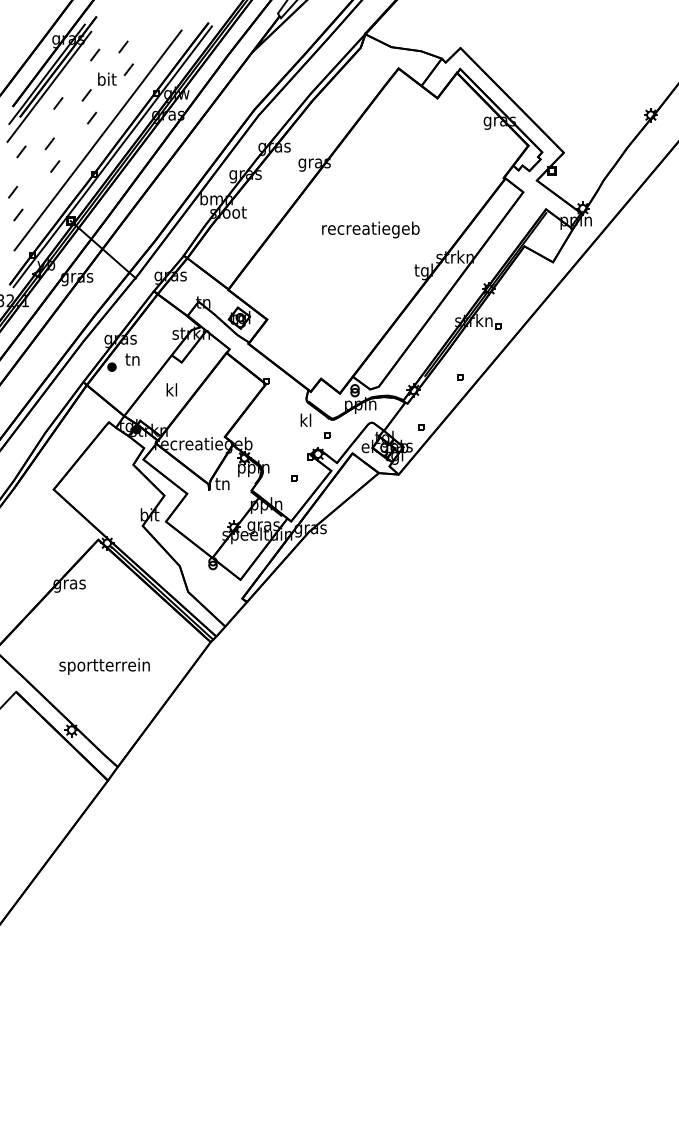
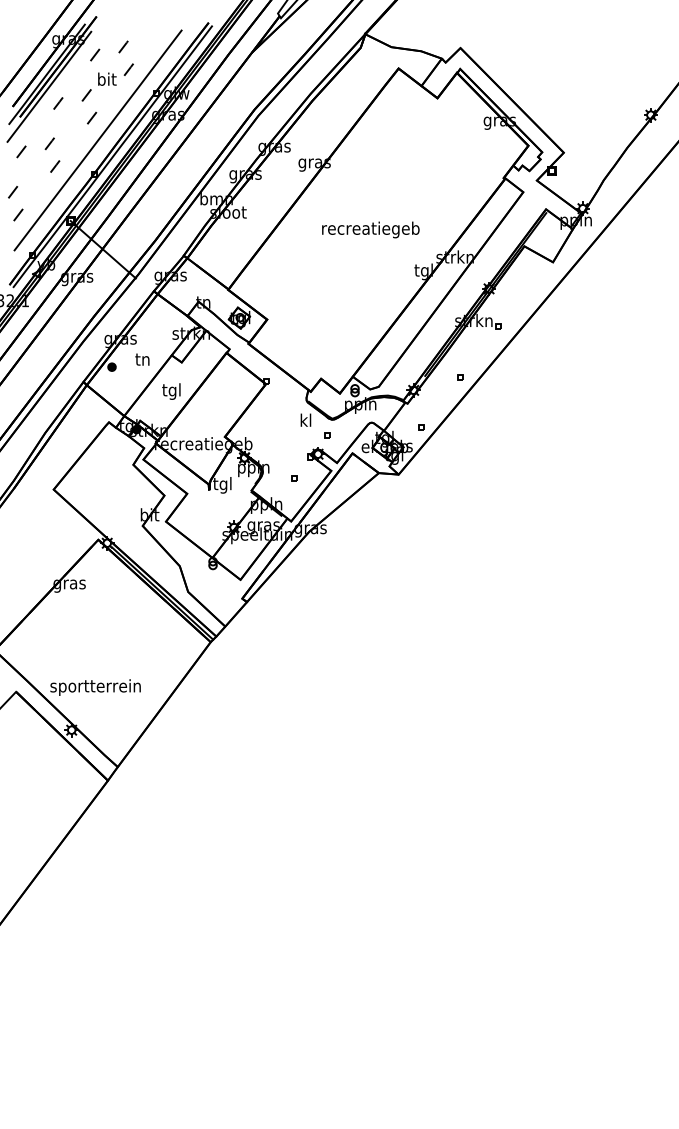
text position: (132, 359) -> (142, 359) (142, 359)
text: kl -> tgl (171, 391)
text: tn -> tgl (222, 485)
text position: (104, 666) -> (95, 687) (95, 687)
